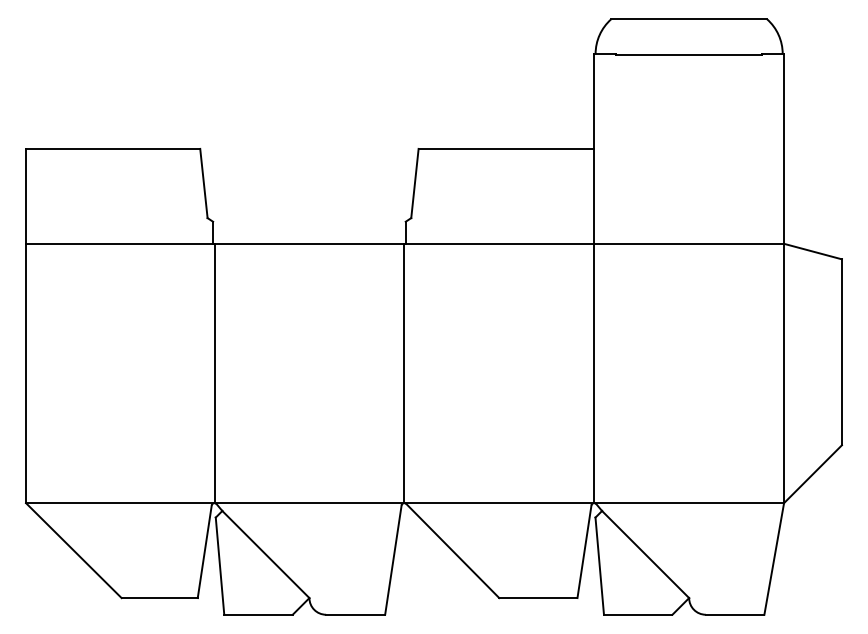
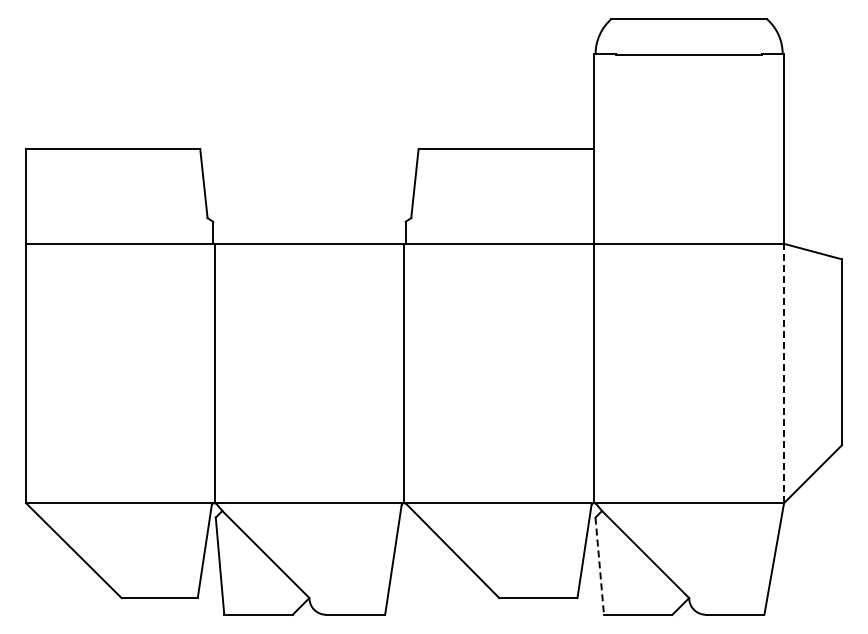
line: solid -> dashed (784, 373)
line: solid -> dashed (599, 566)
